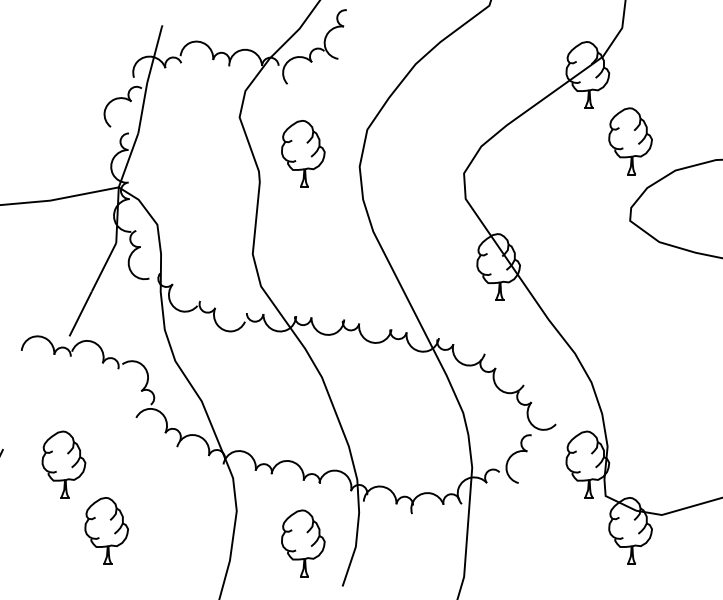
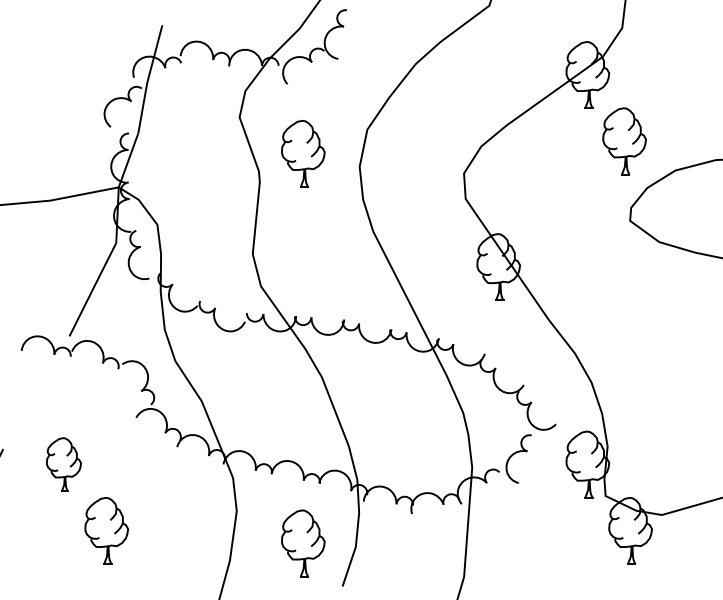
part position: (630, 141) -> (624, 141) (624, 141)
part size: 46x69 px -> 36x55 px (63, 464)
